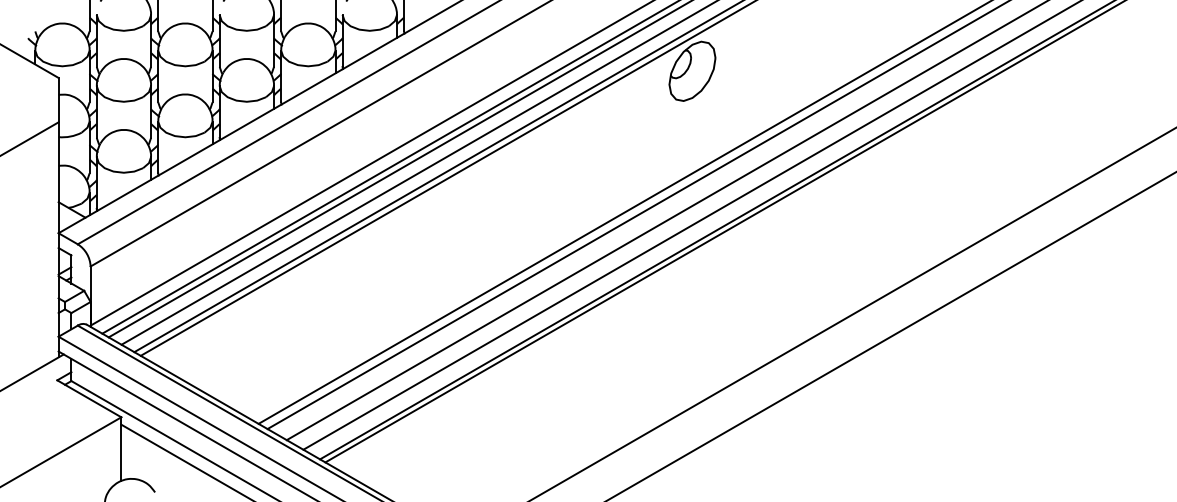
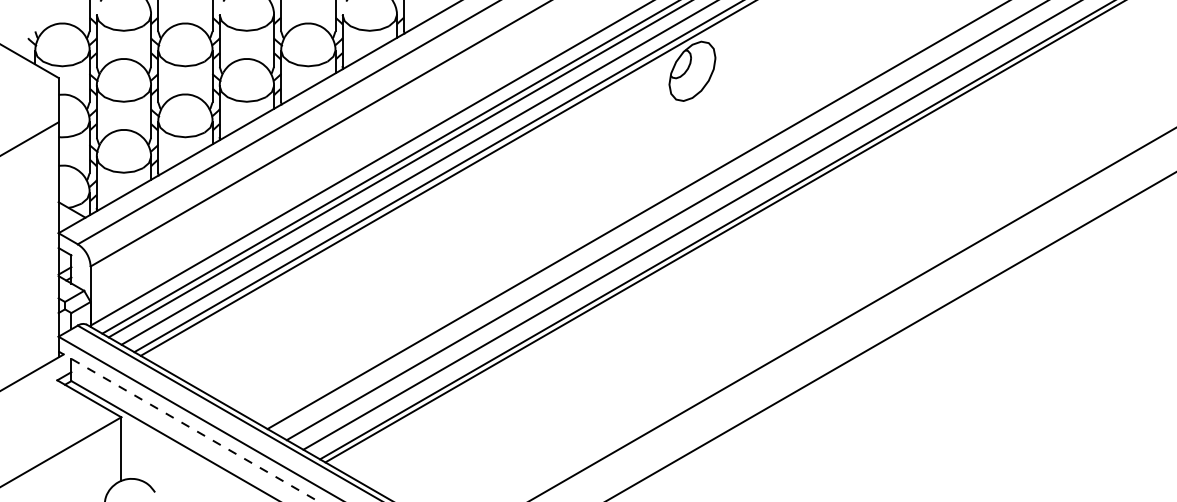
line: present -> none (623, 212)
line: solid -> dashed (188, 426)
line: present -> none (185, 461)
